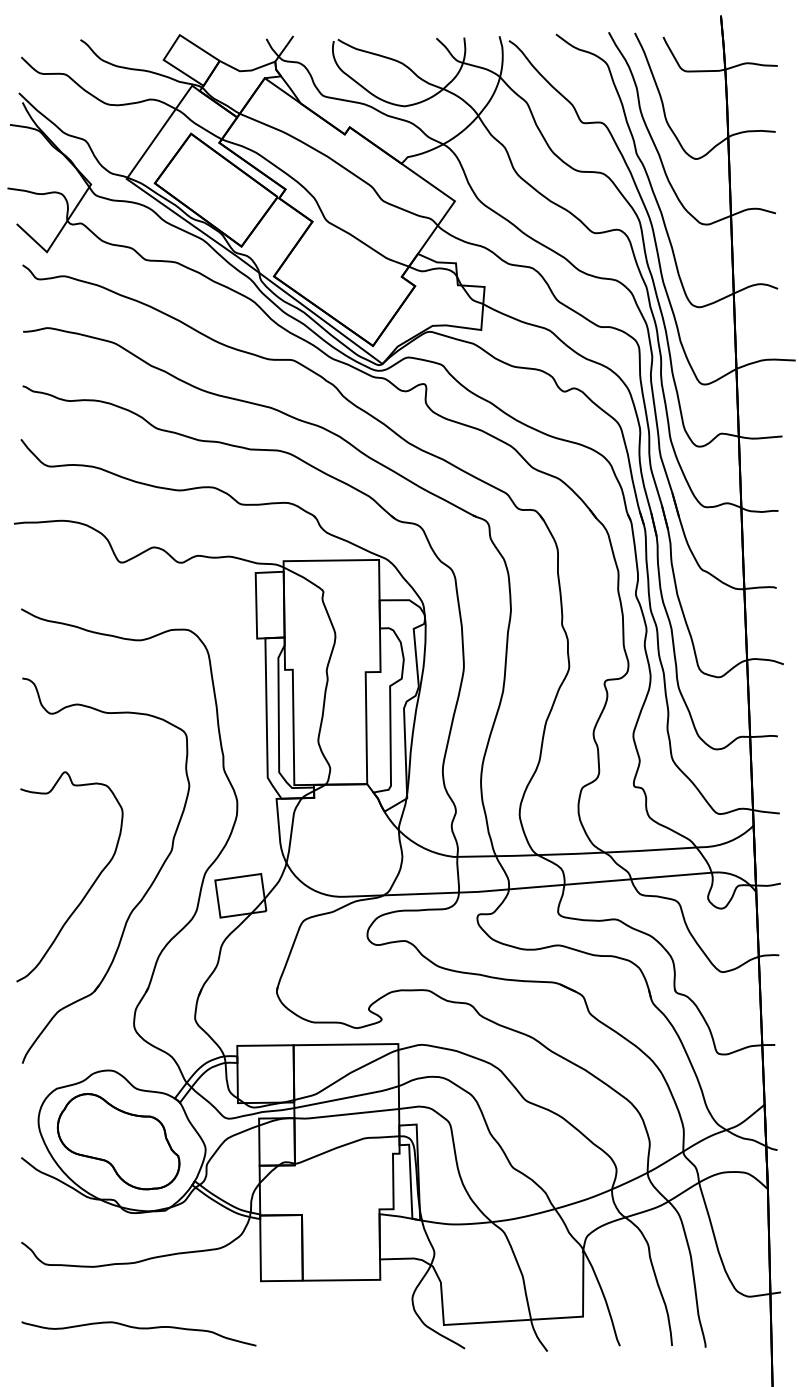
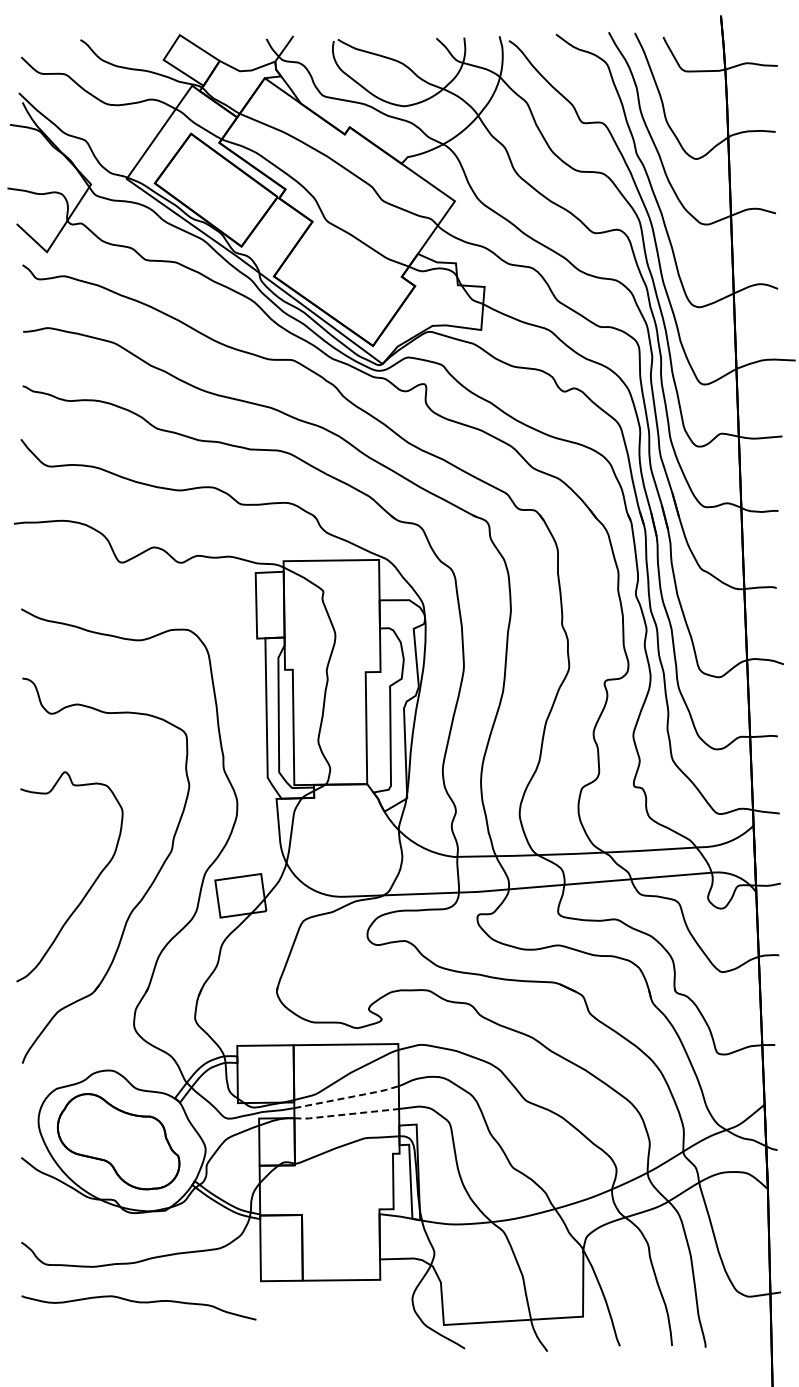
line: solid -> dashed (348, 1097)
line: solid -> dashed (345, 1114)
curve position: (138, 1329) -> (138, 1303) (138, 1303)
